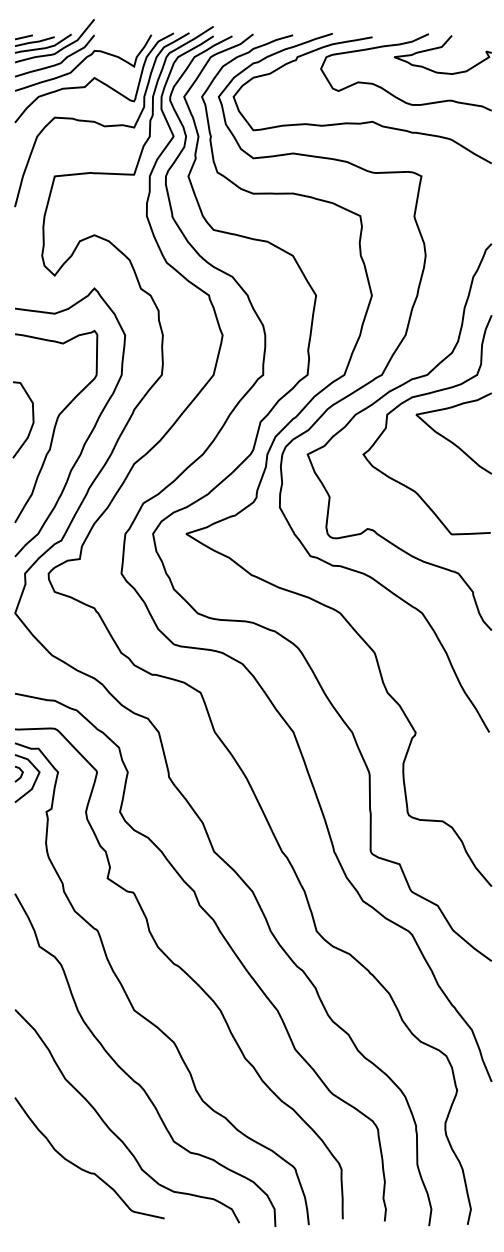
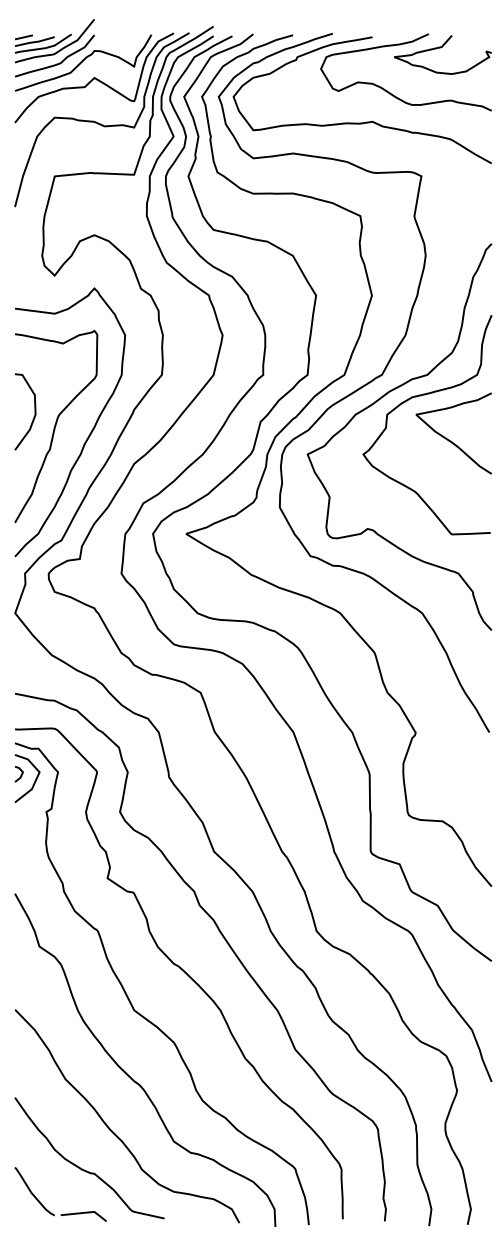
curve position: (32, 419) -> (34, 411) (34, 411)
part: none -> present (65, 1213)
